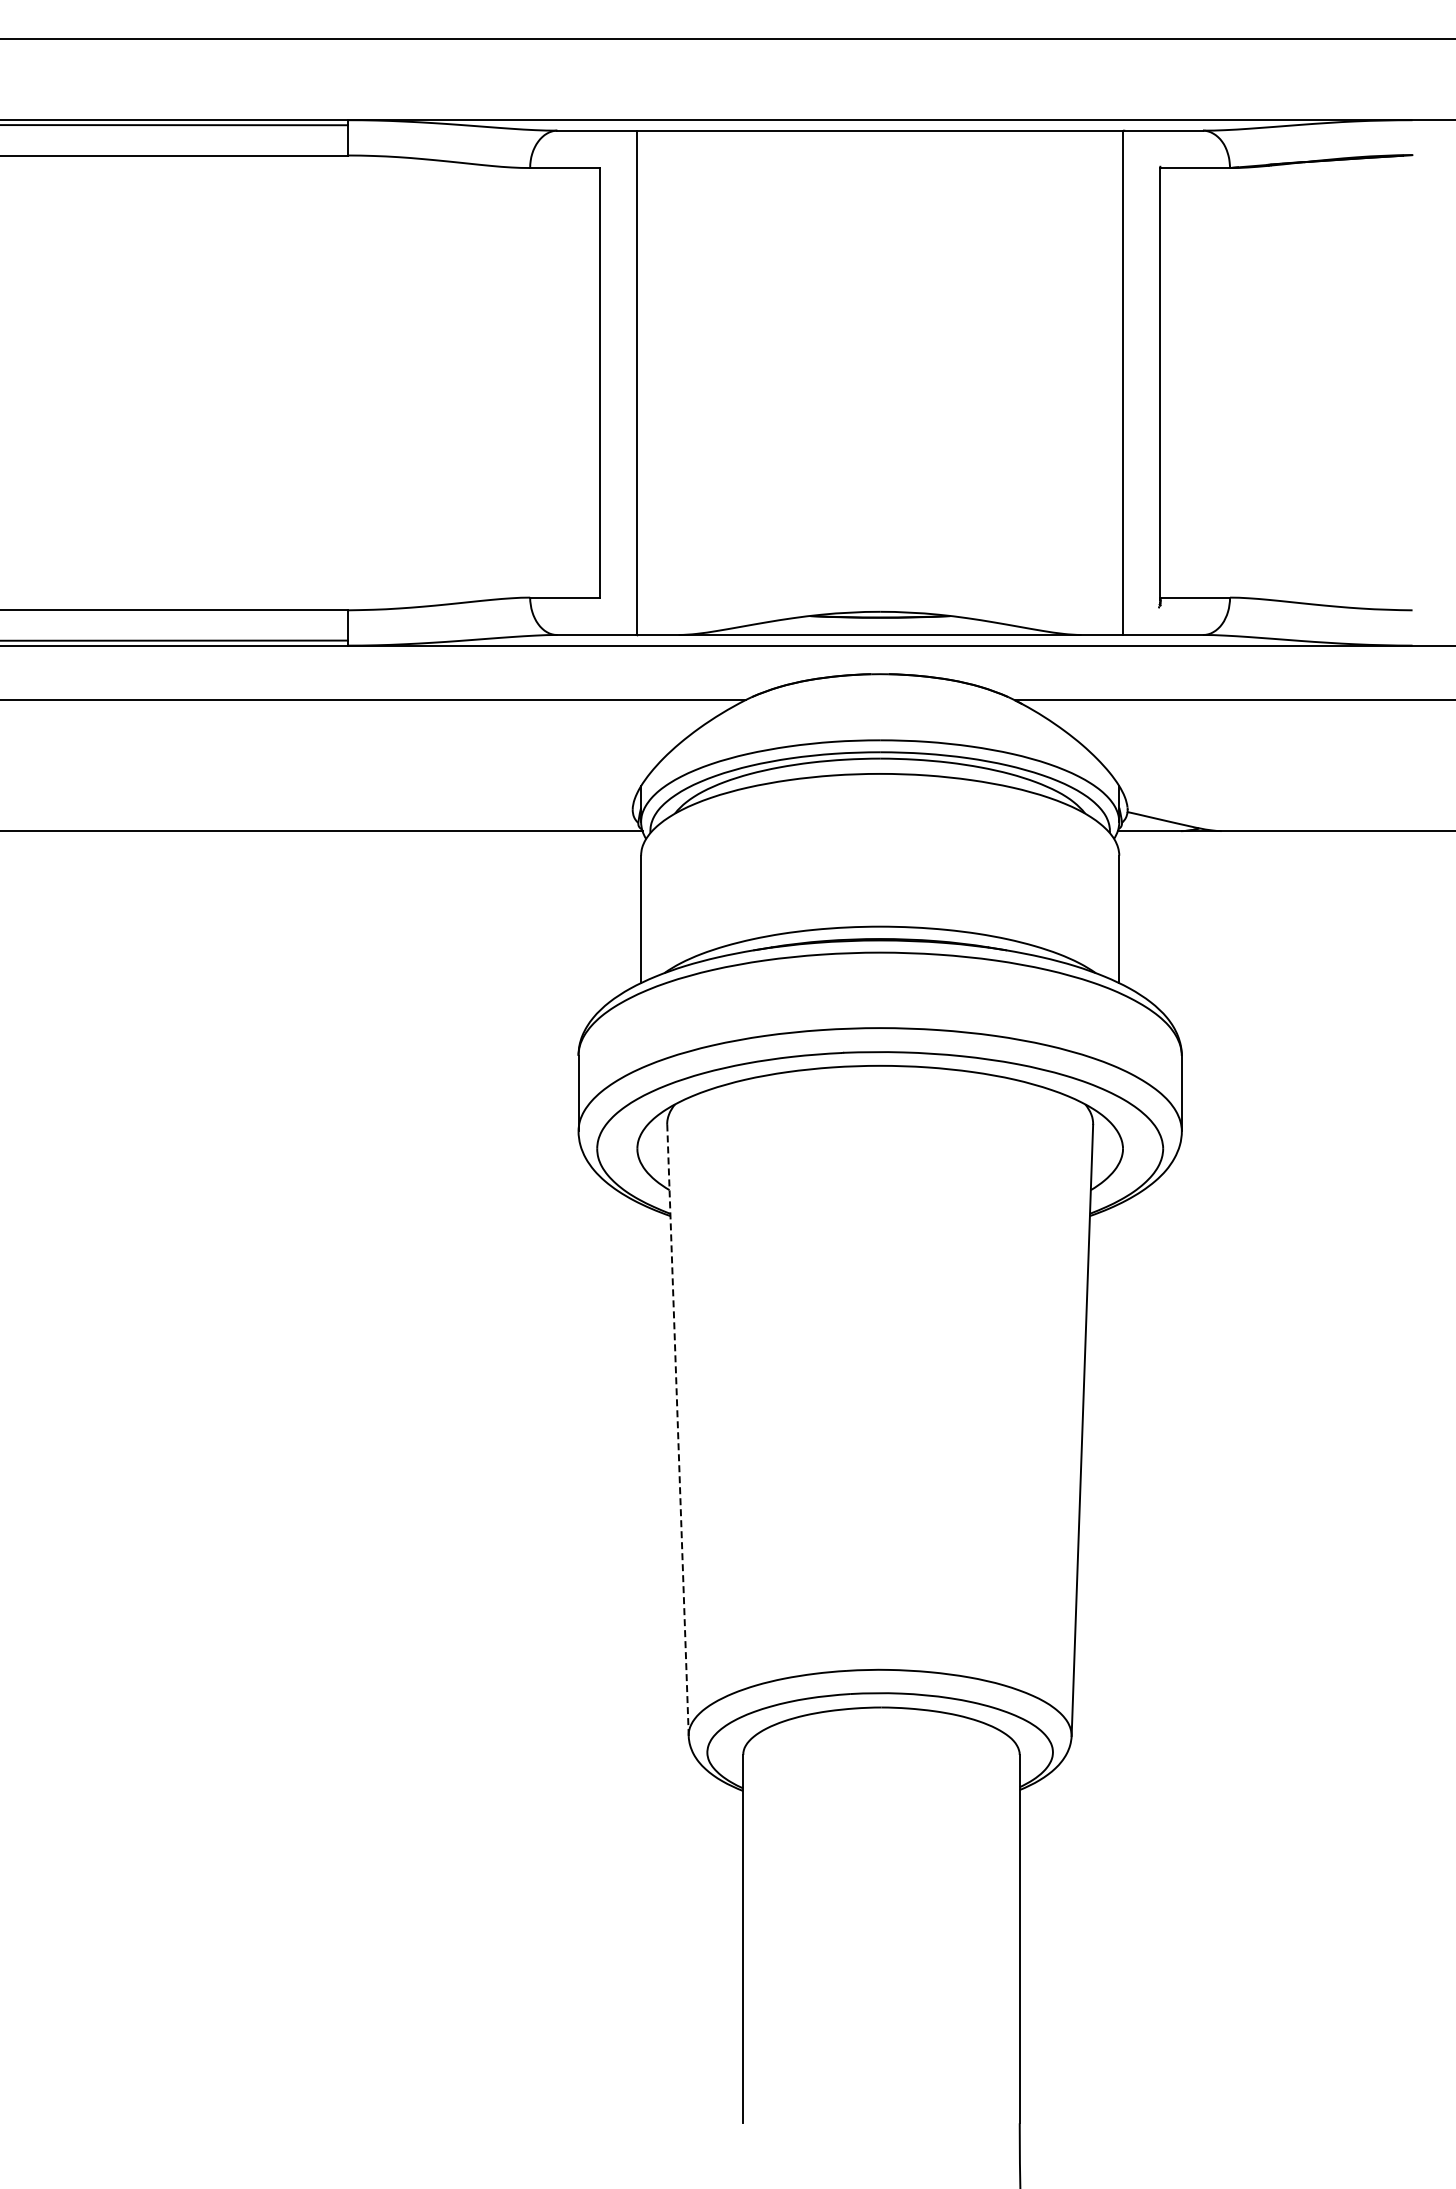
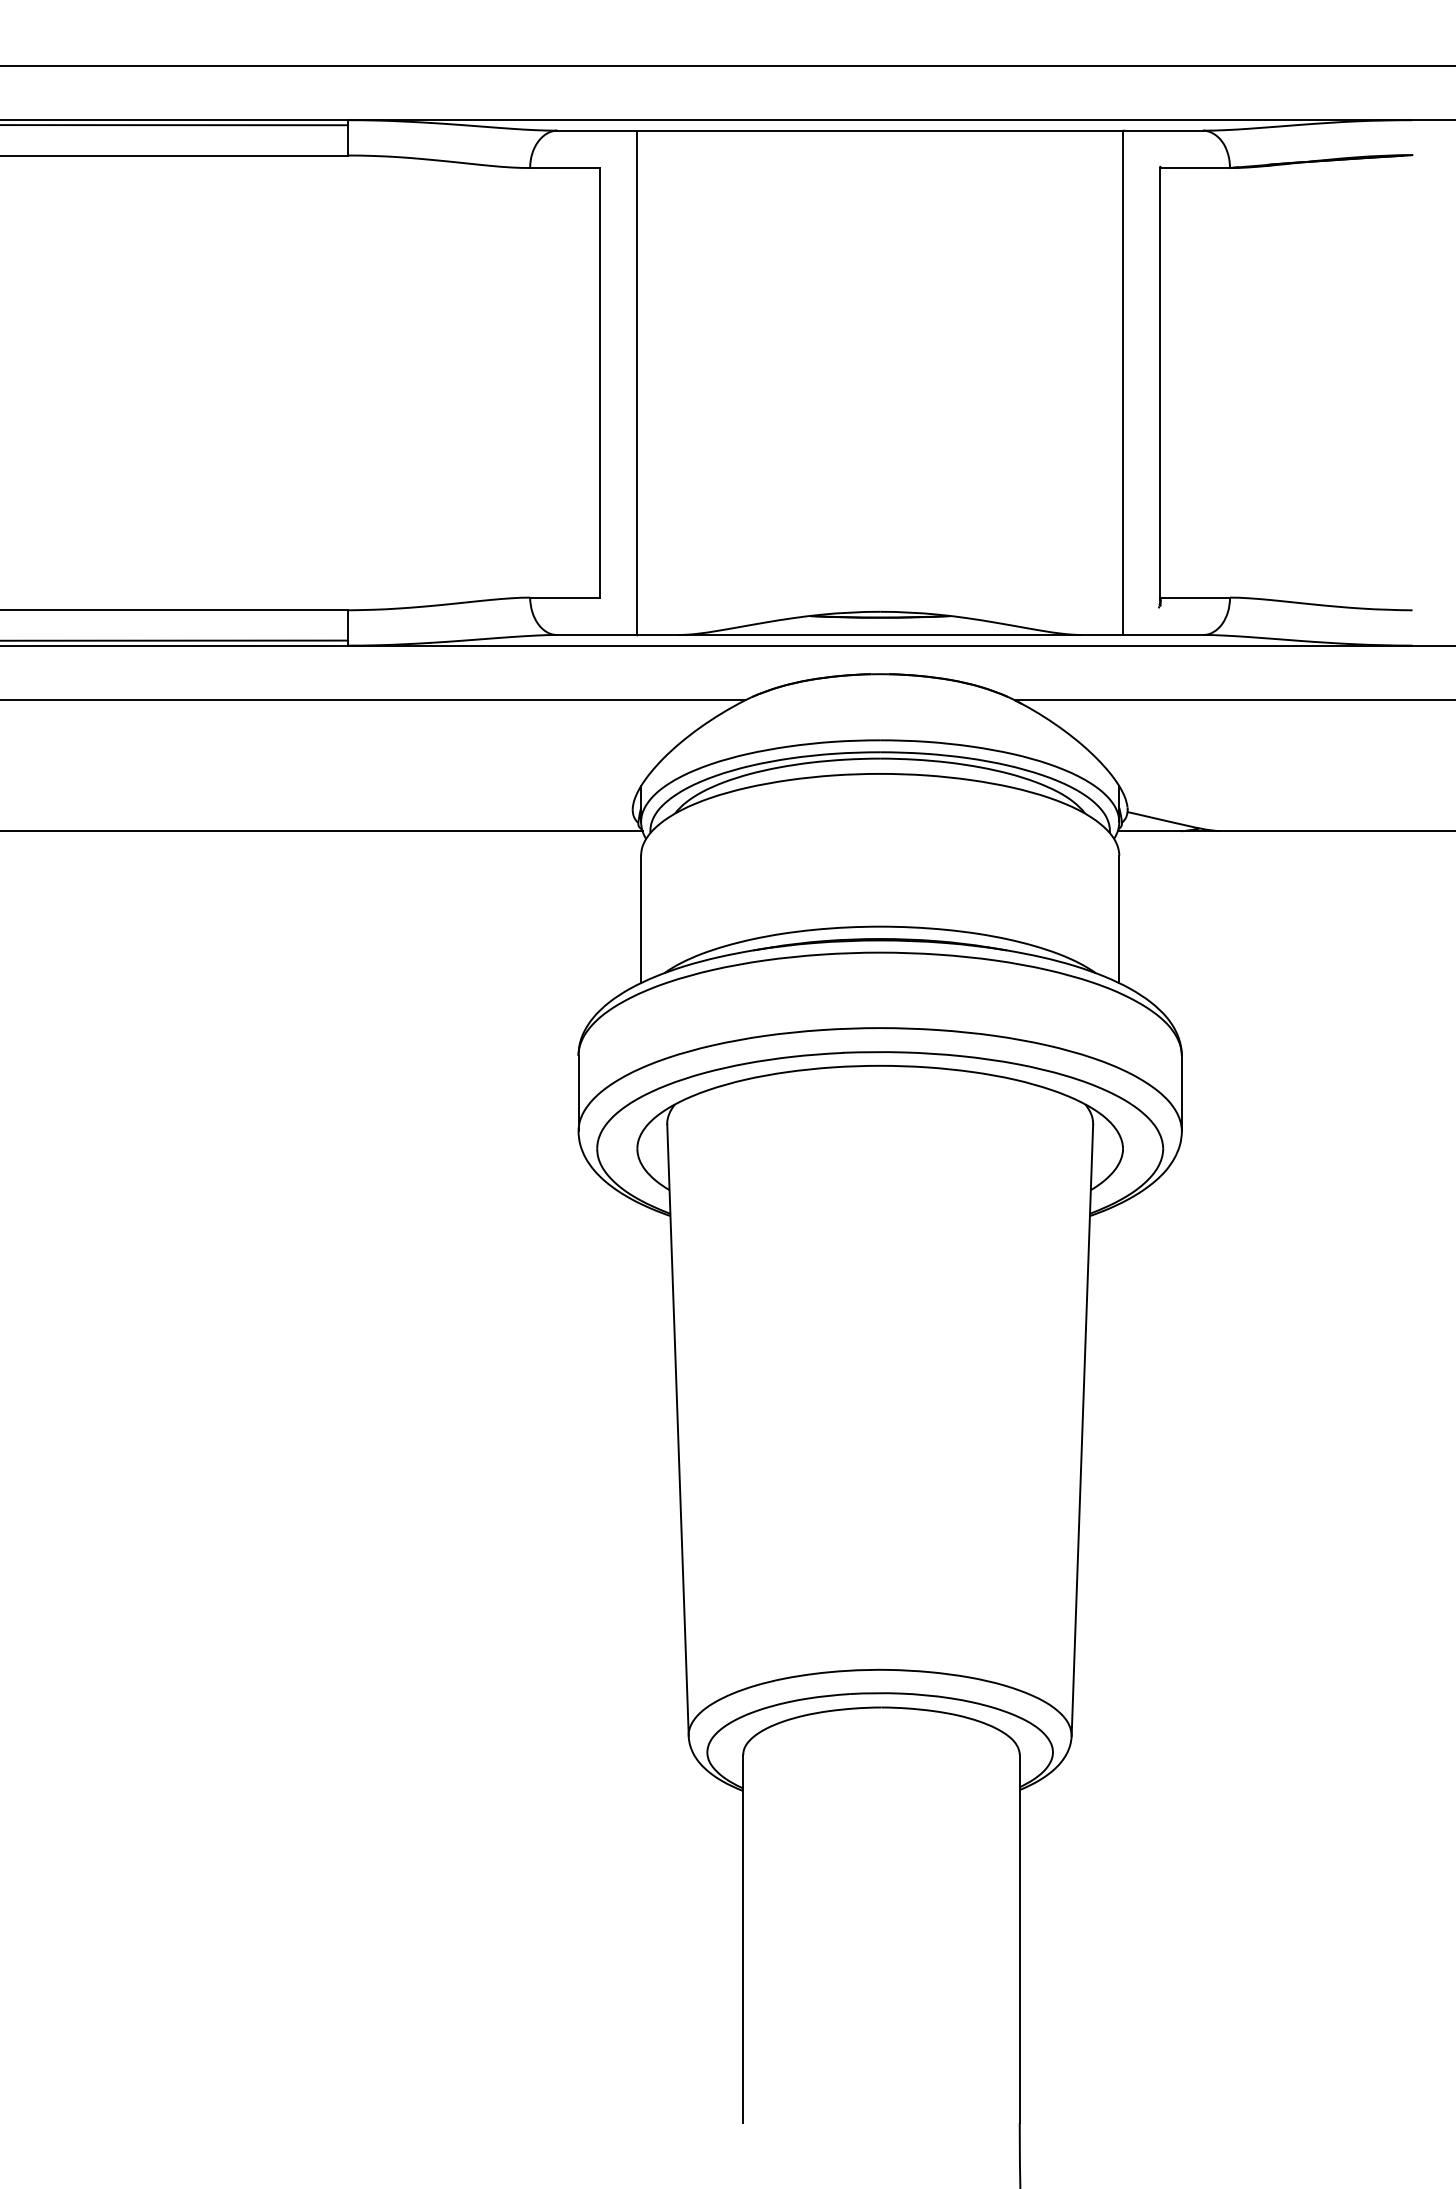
line position: (727, 38) -> (727, 65) (727, 65)
line: dashed -> solid (678, 1430)
